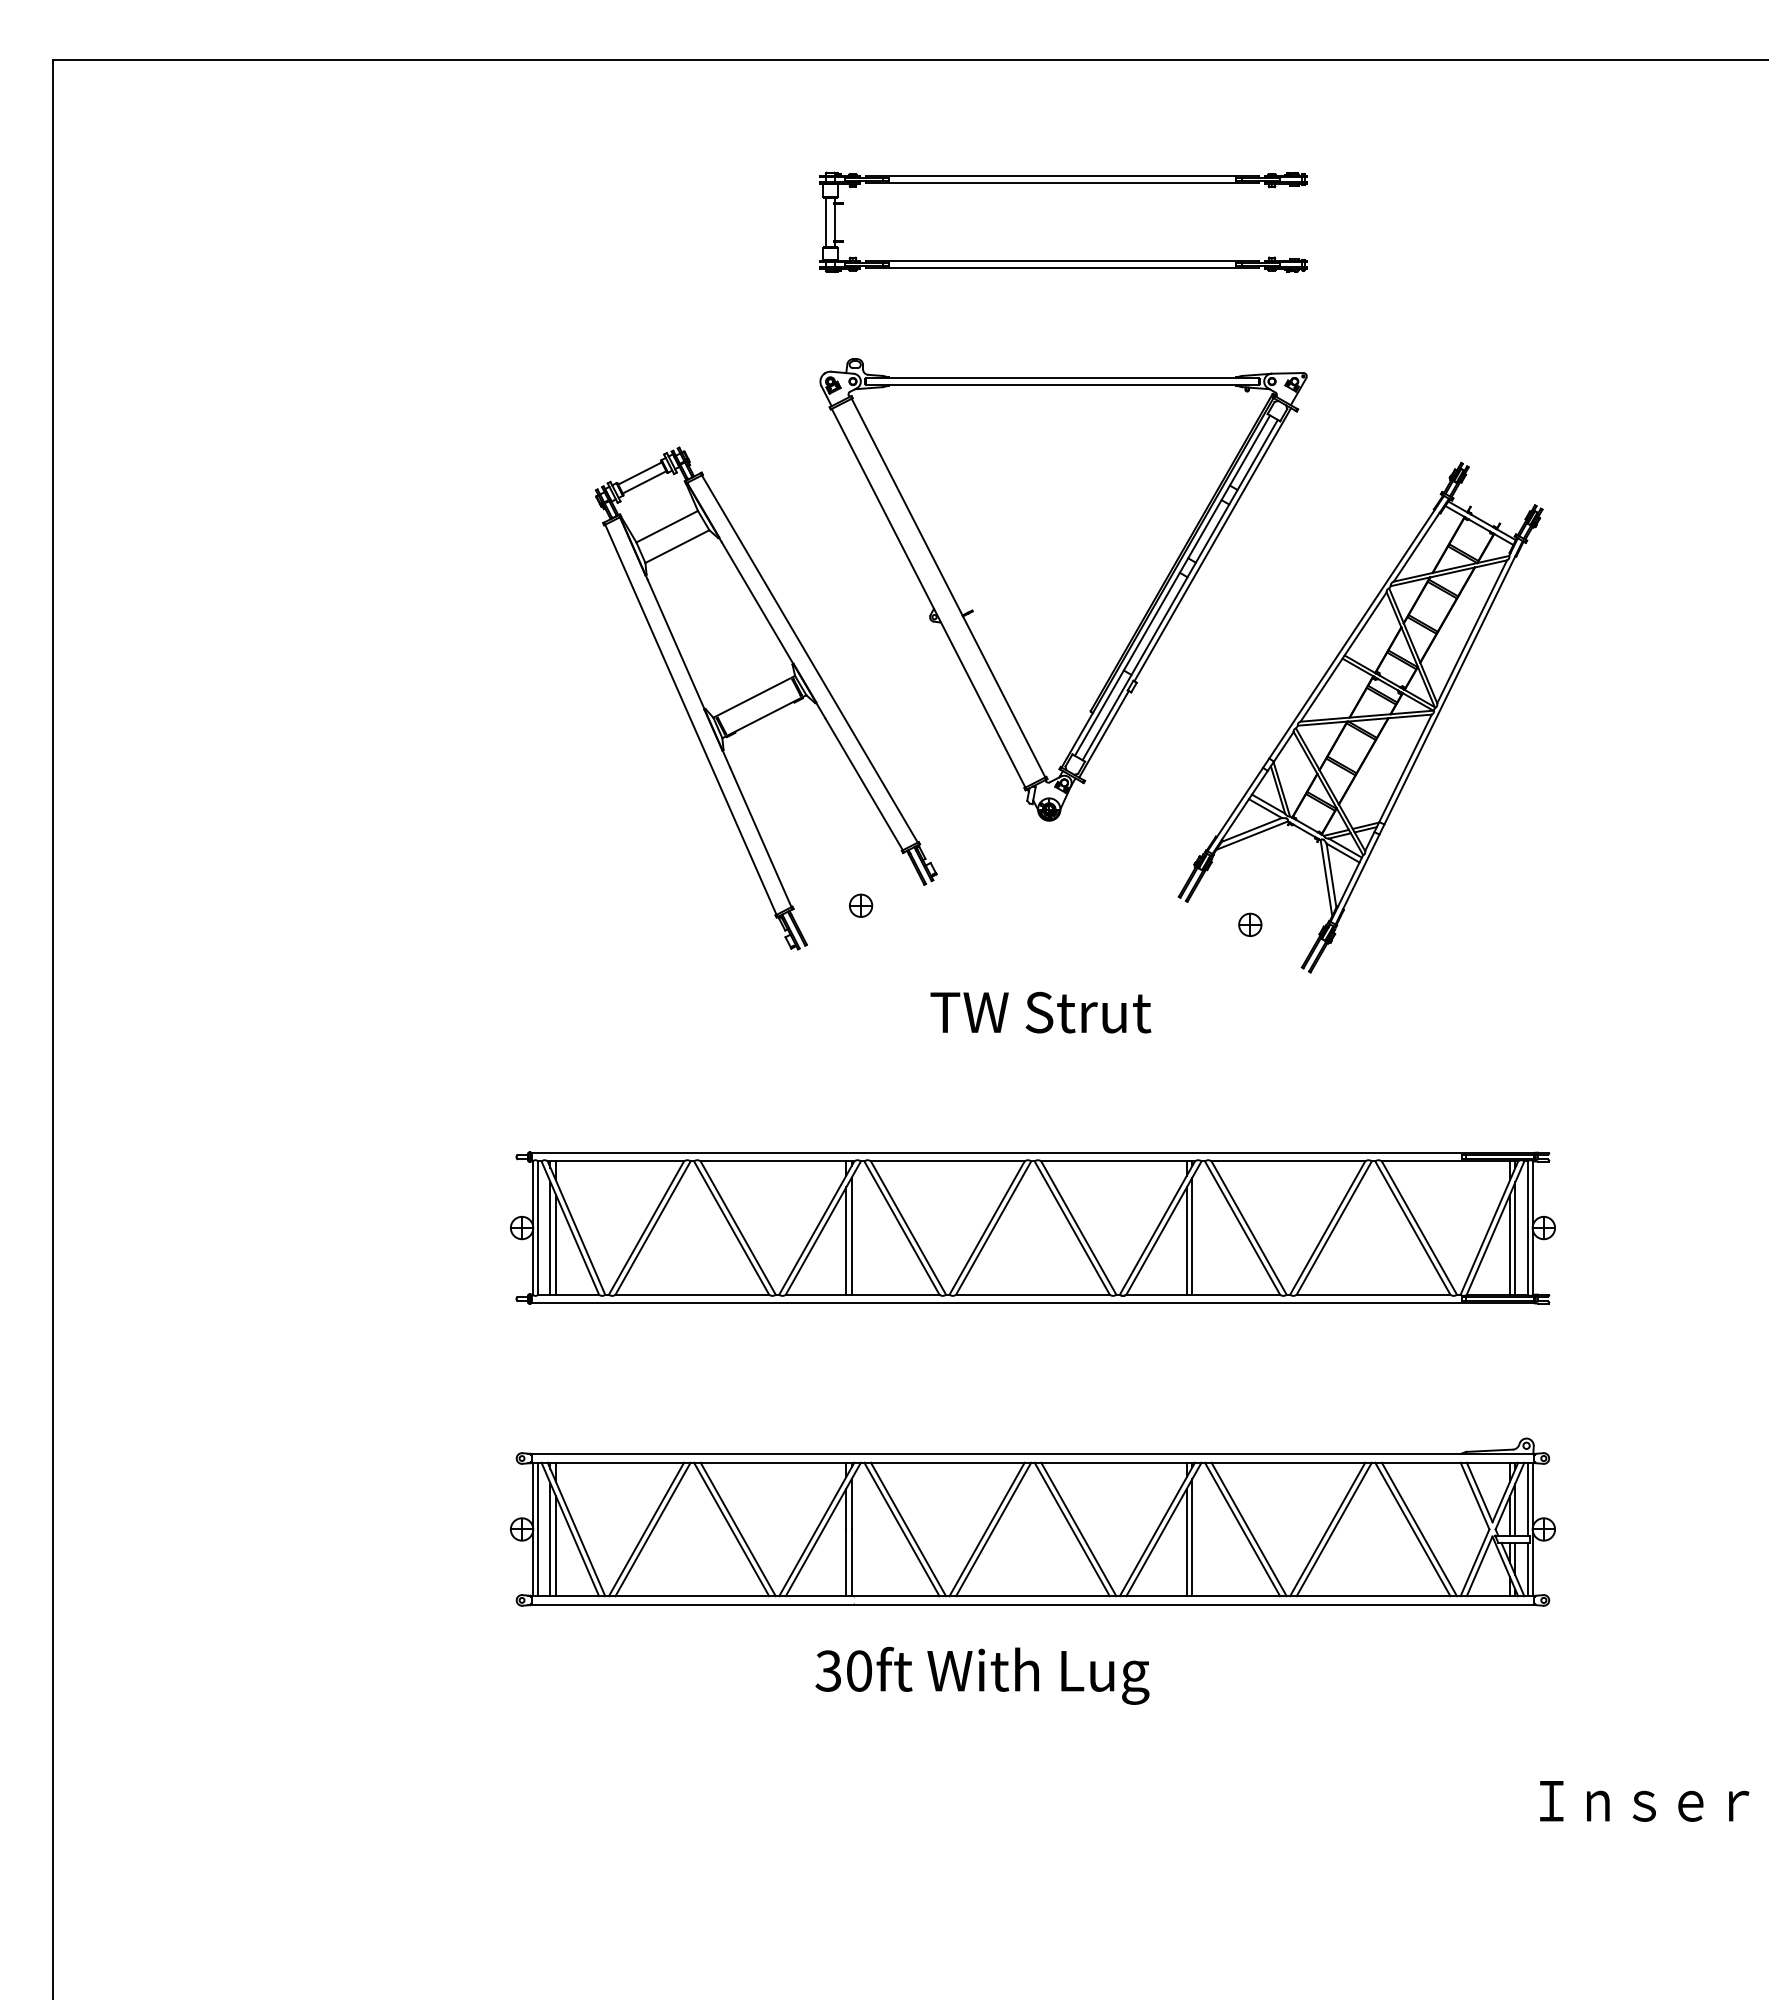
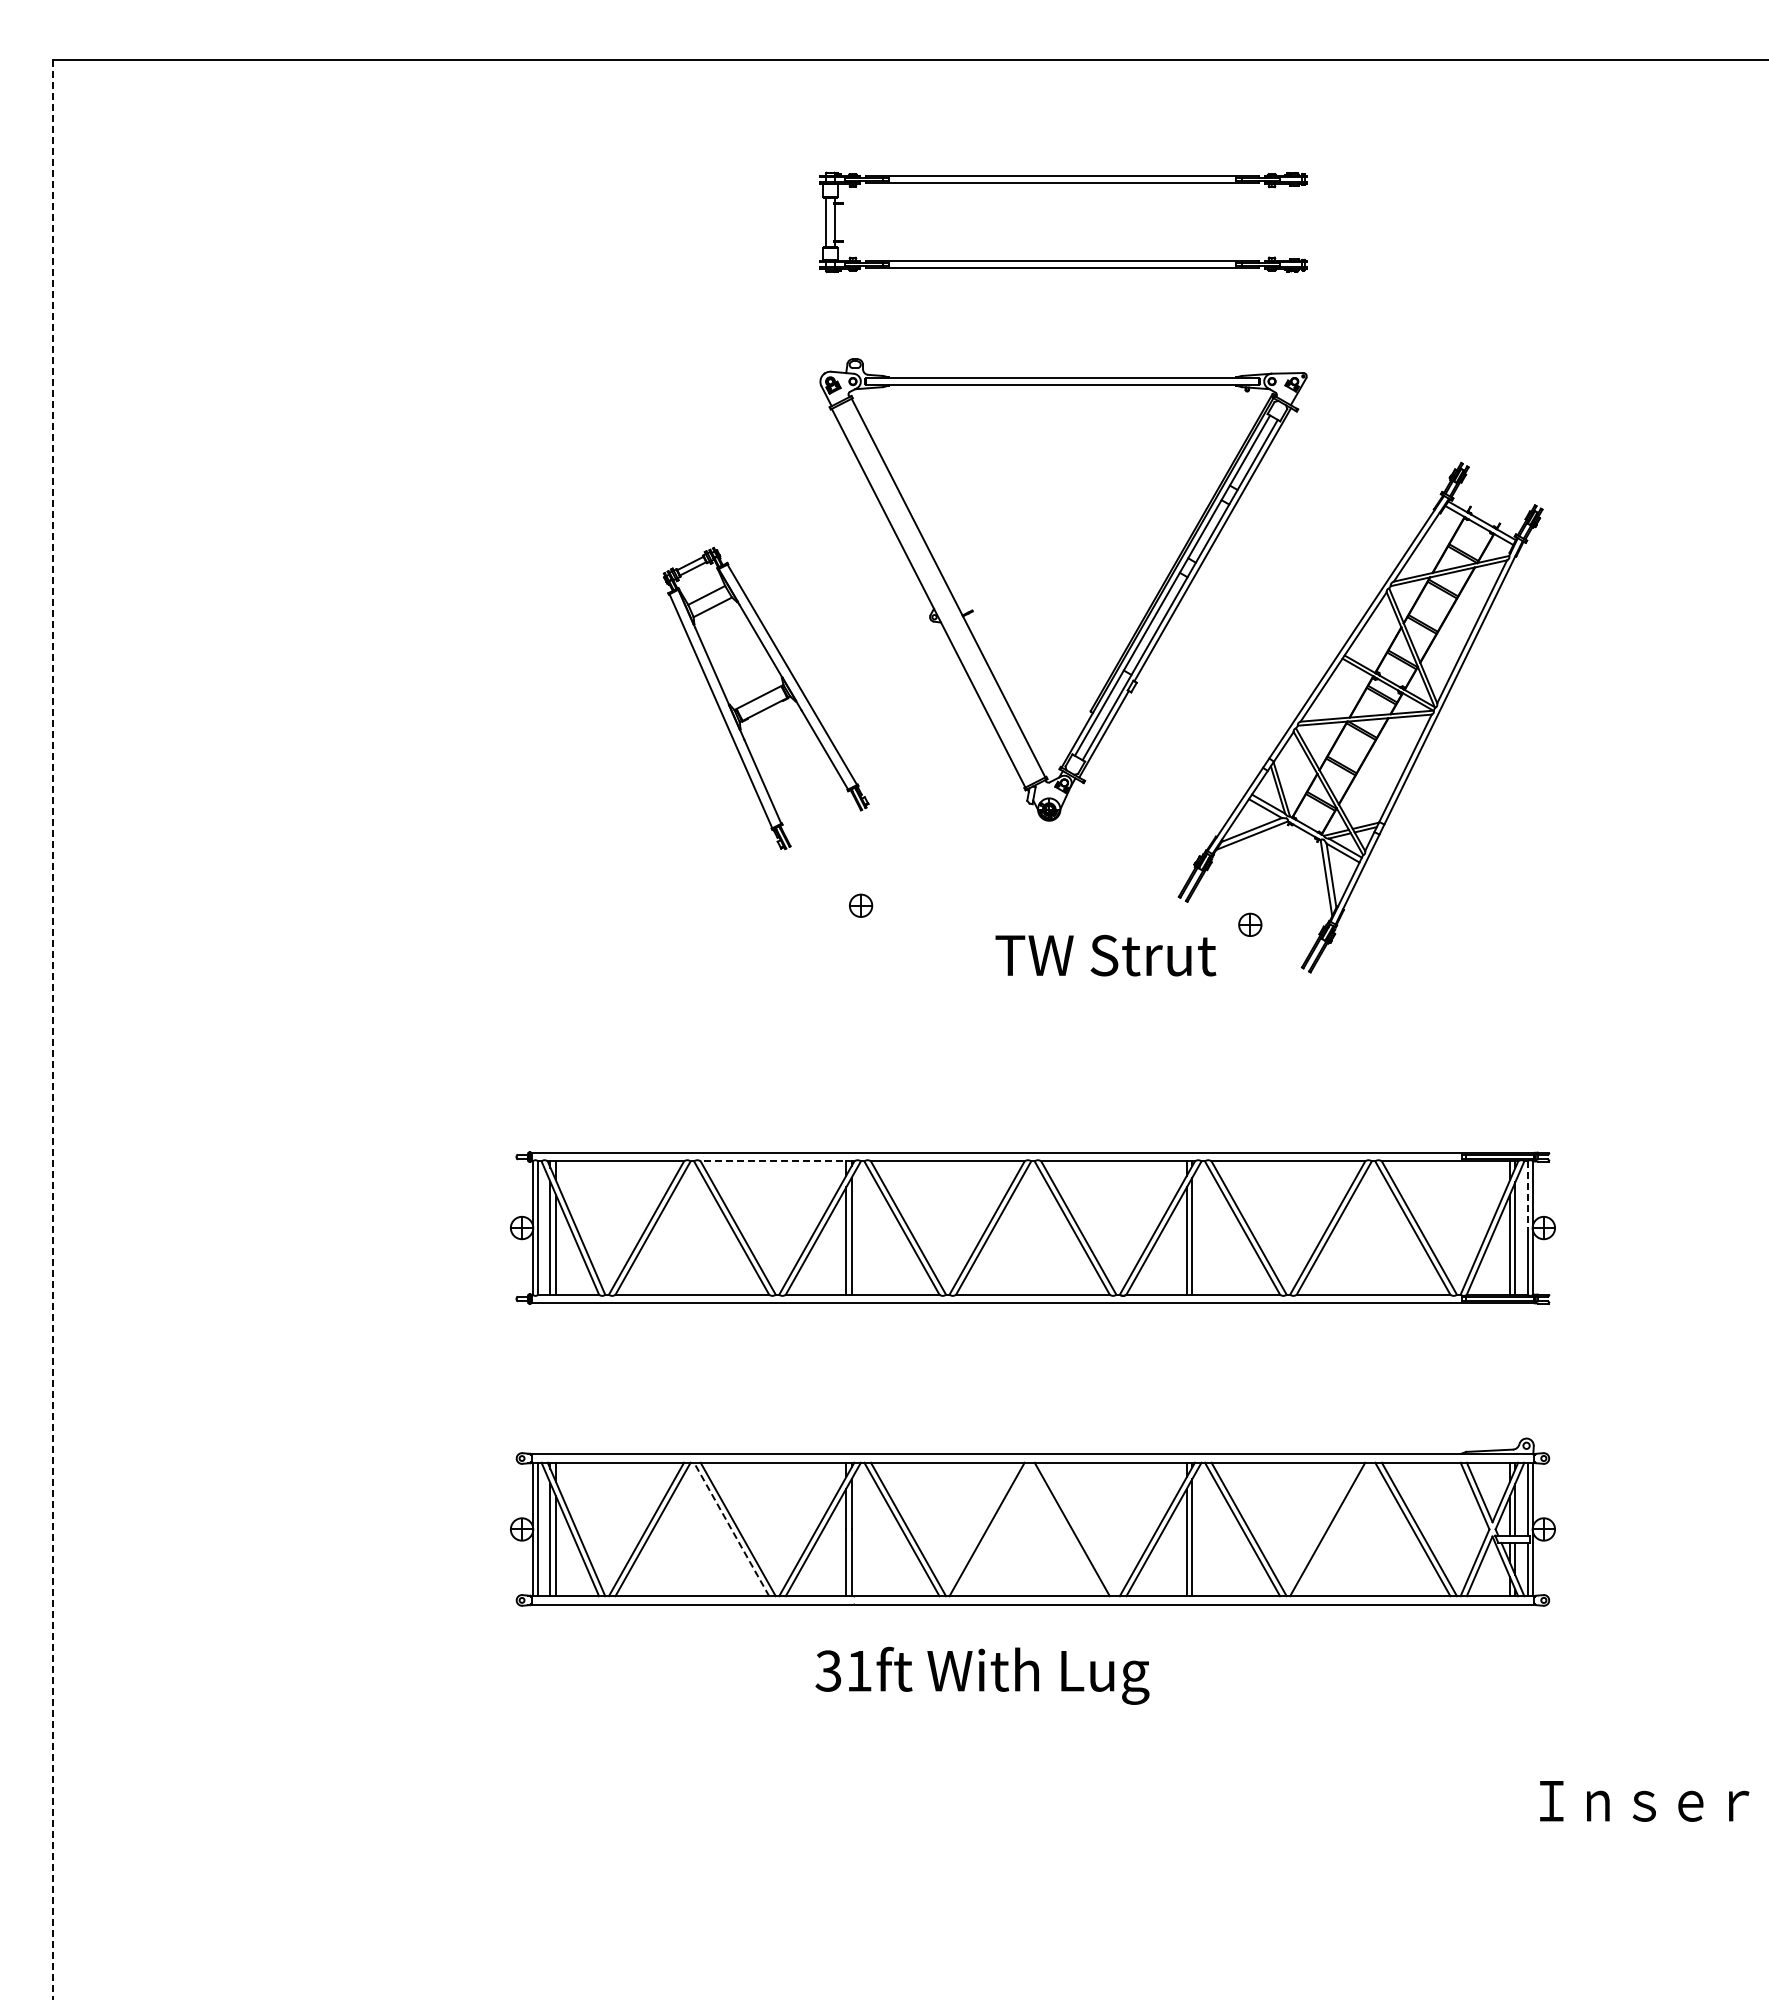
part size: 344x505 px -> 208x305 px (765, 698)
text position: (1040, 1012) -> (1105, 955) (1105, 955)
line: solid -> dashed (53, 1029)
line: solid -> dashed (777, 1161)
line: solid -> dashed (1527, 1195)
line: solid -> dashed (731, 1529)
line: present -> none (993, 1529)
line: present -> none (1078, 1529)
line: present -> none (1333, 1529)
text: 30ft -> 31ft (859, 1670)
